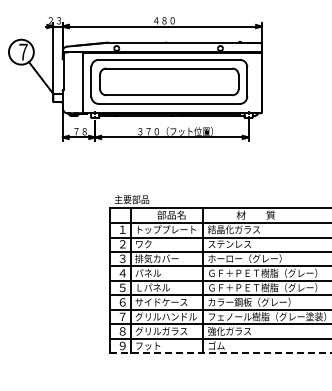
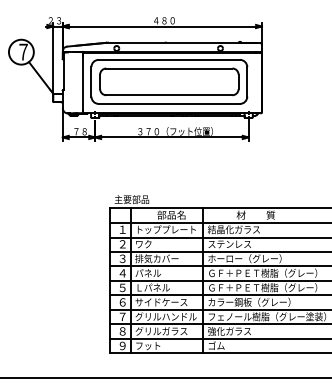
line: dashed -> solid (220, 353)
line: none -> present (165, 377)
